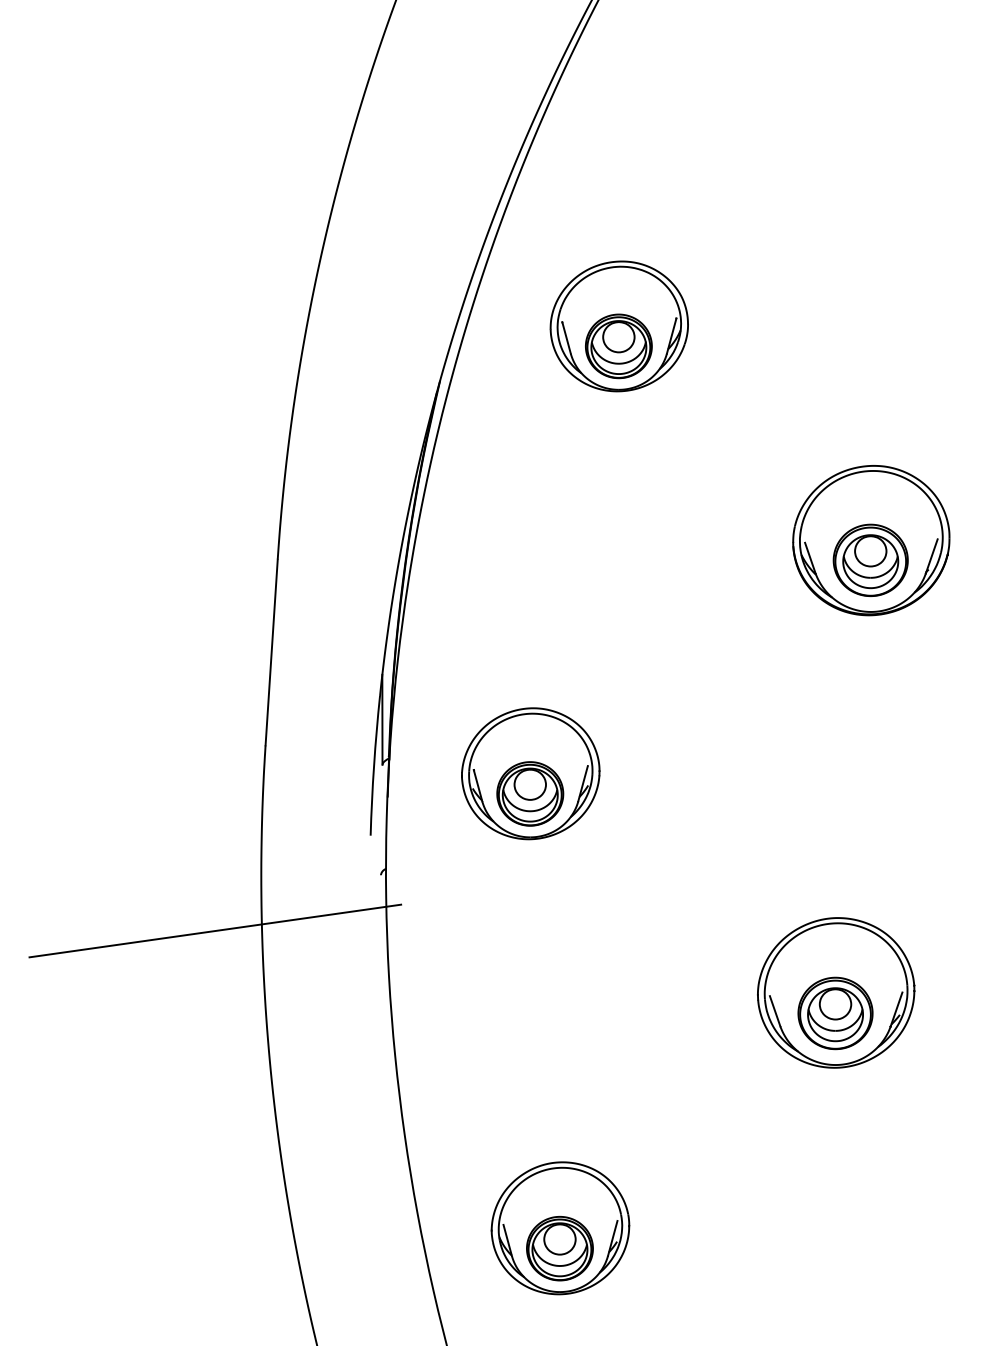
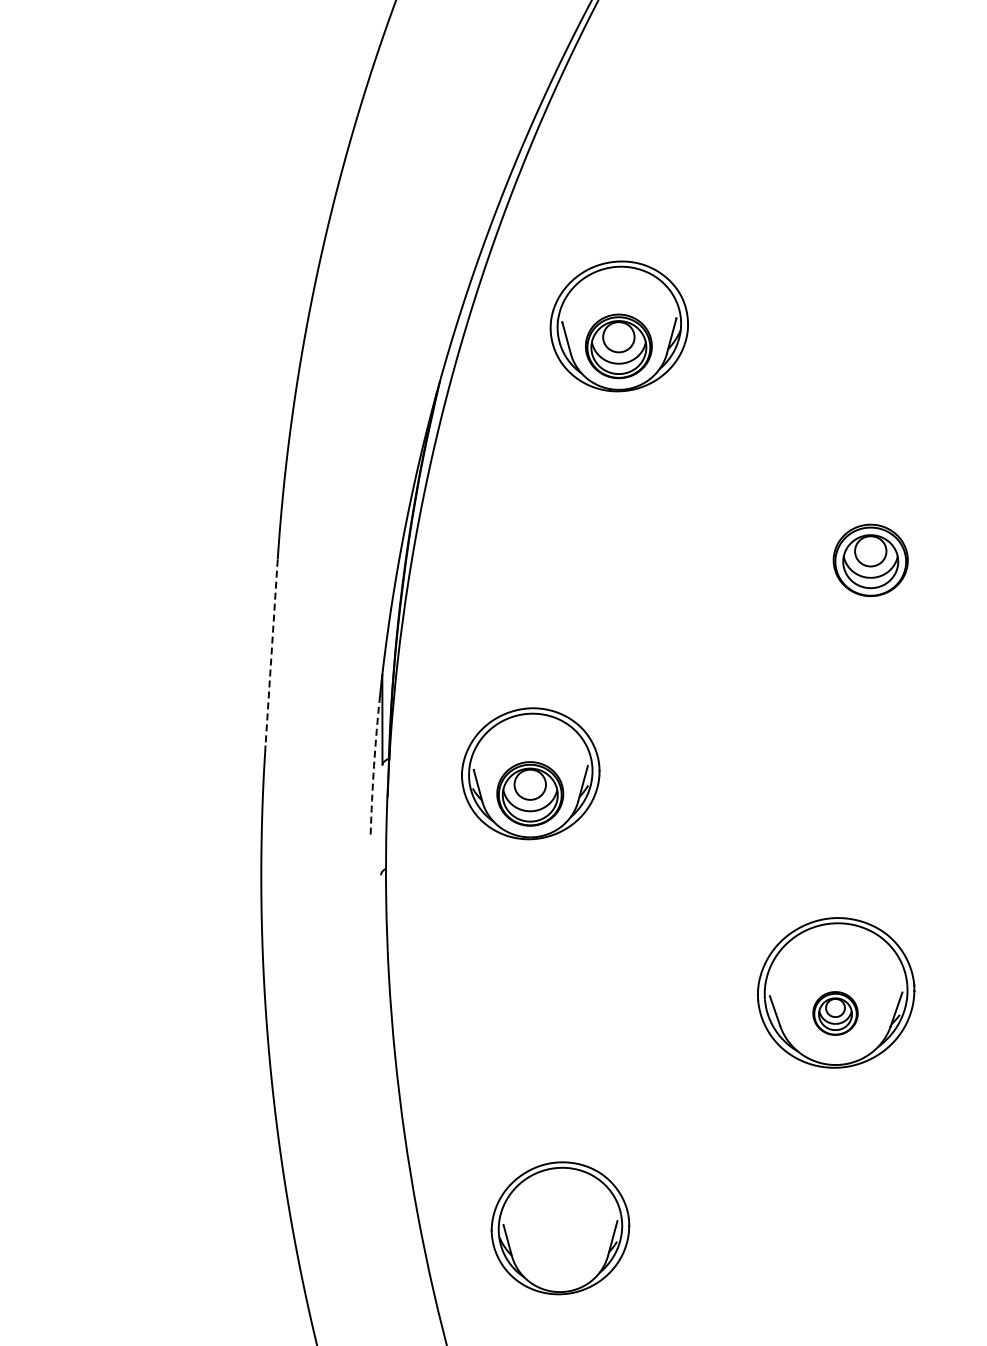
part: present -> none (871, 540)
line: solid -> dashed (271, 653)
arc: solid -> dashed (374, 765)
line: present -> none (215, 930)
part size: 77x75 px -> 47x45 px (835, 1013)
part: present -> none (559, 1248)
